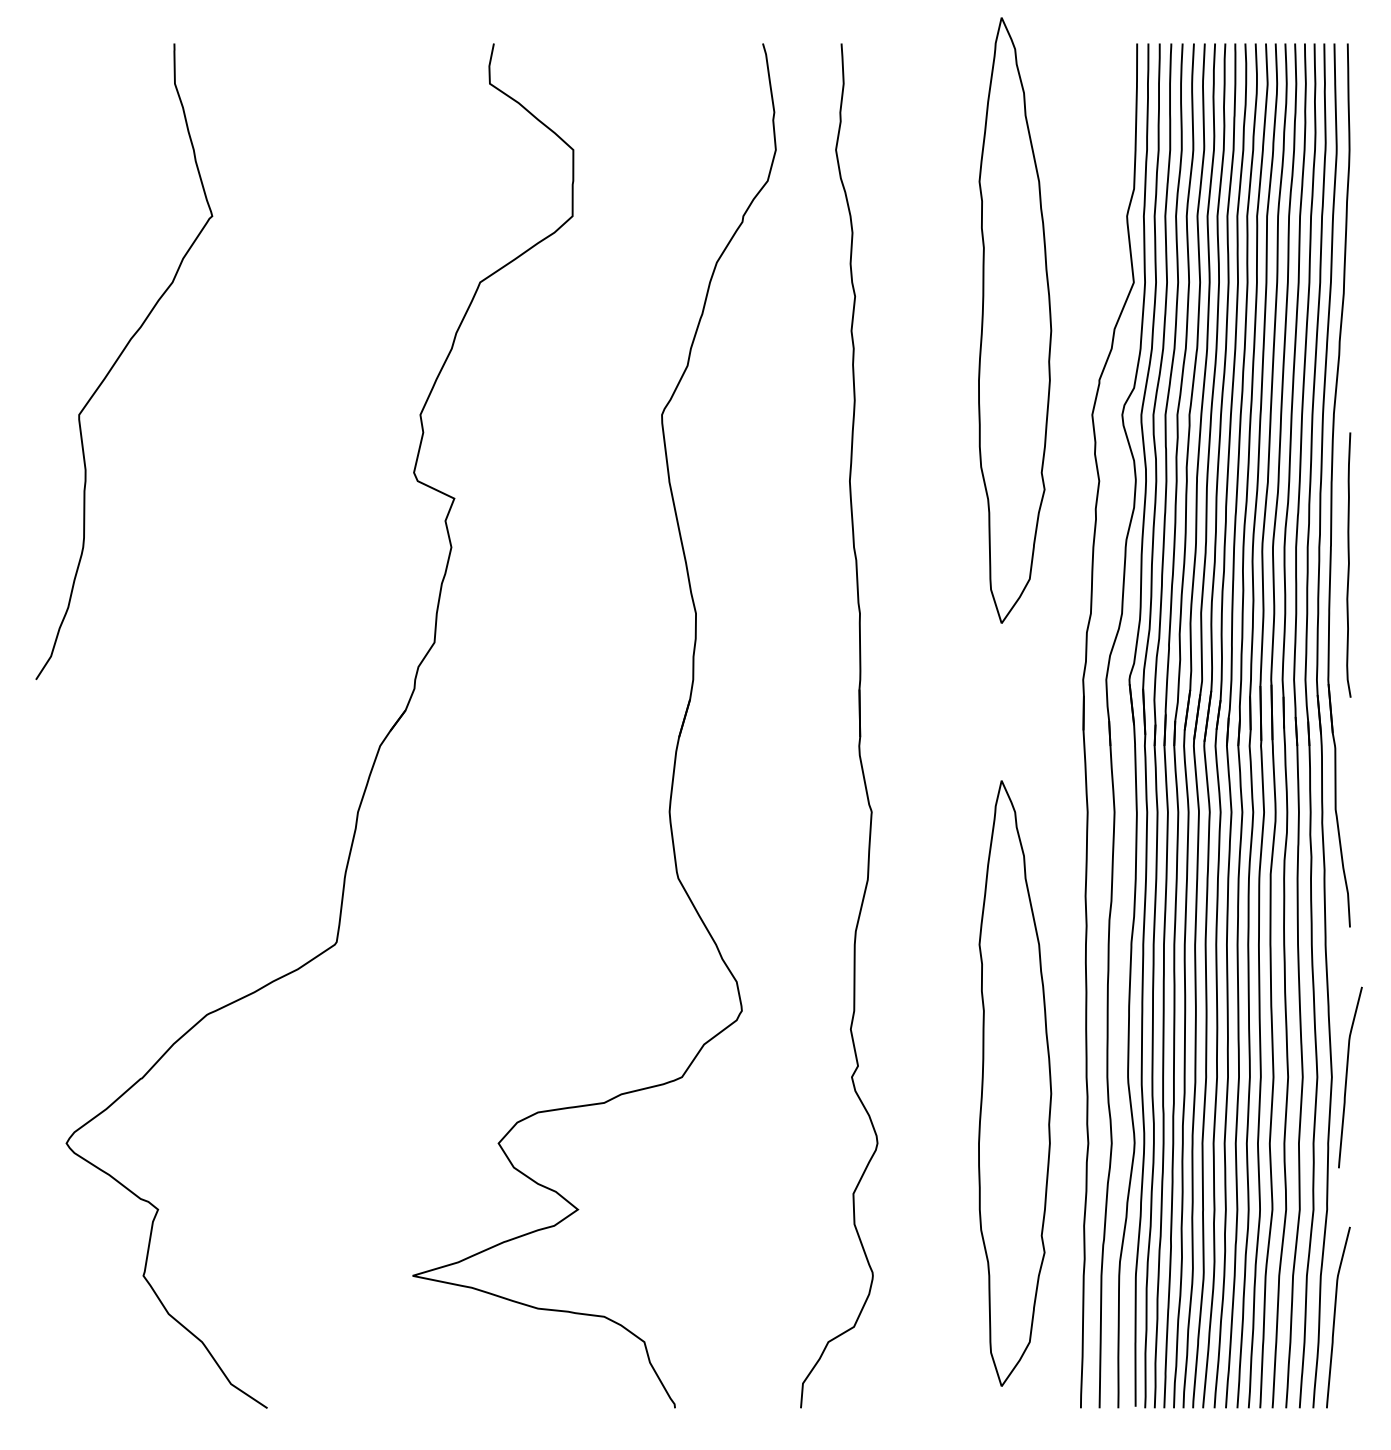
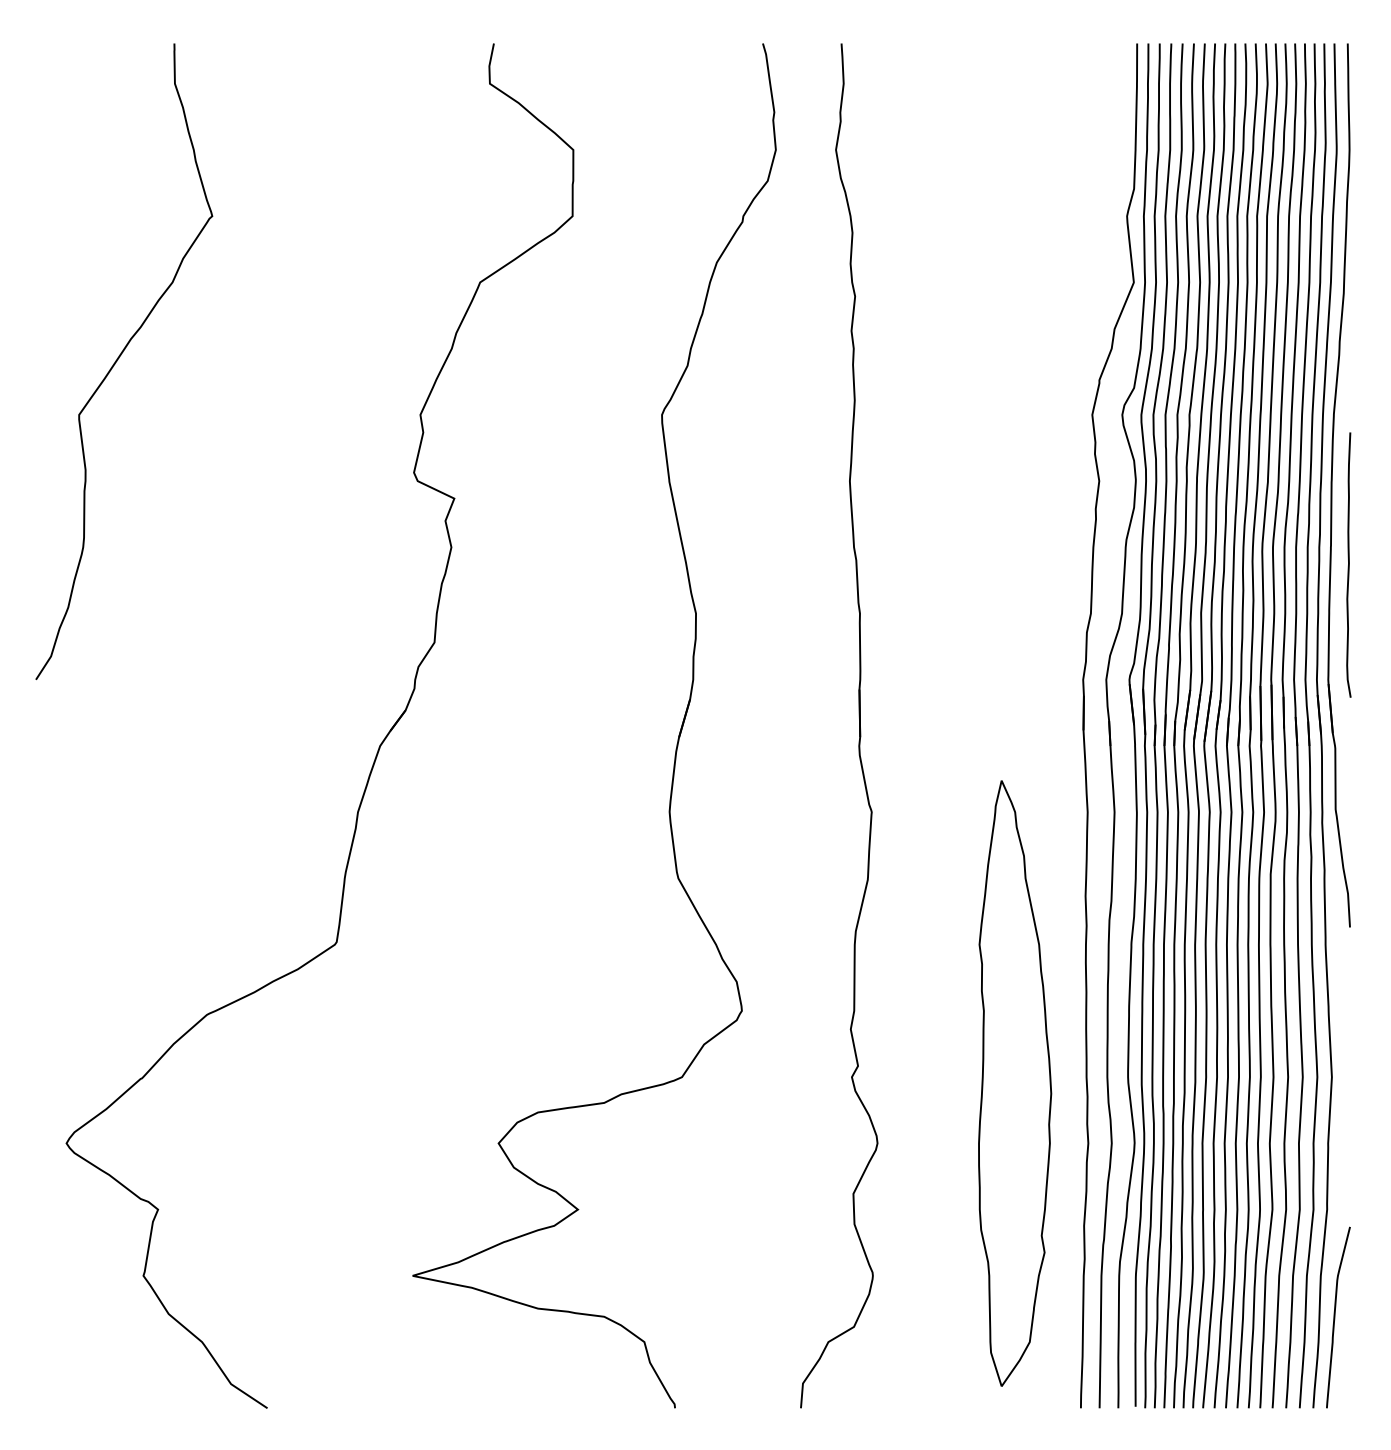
part: present -> none (1015, 320)
curve: present -> none (1347, 1077)
